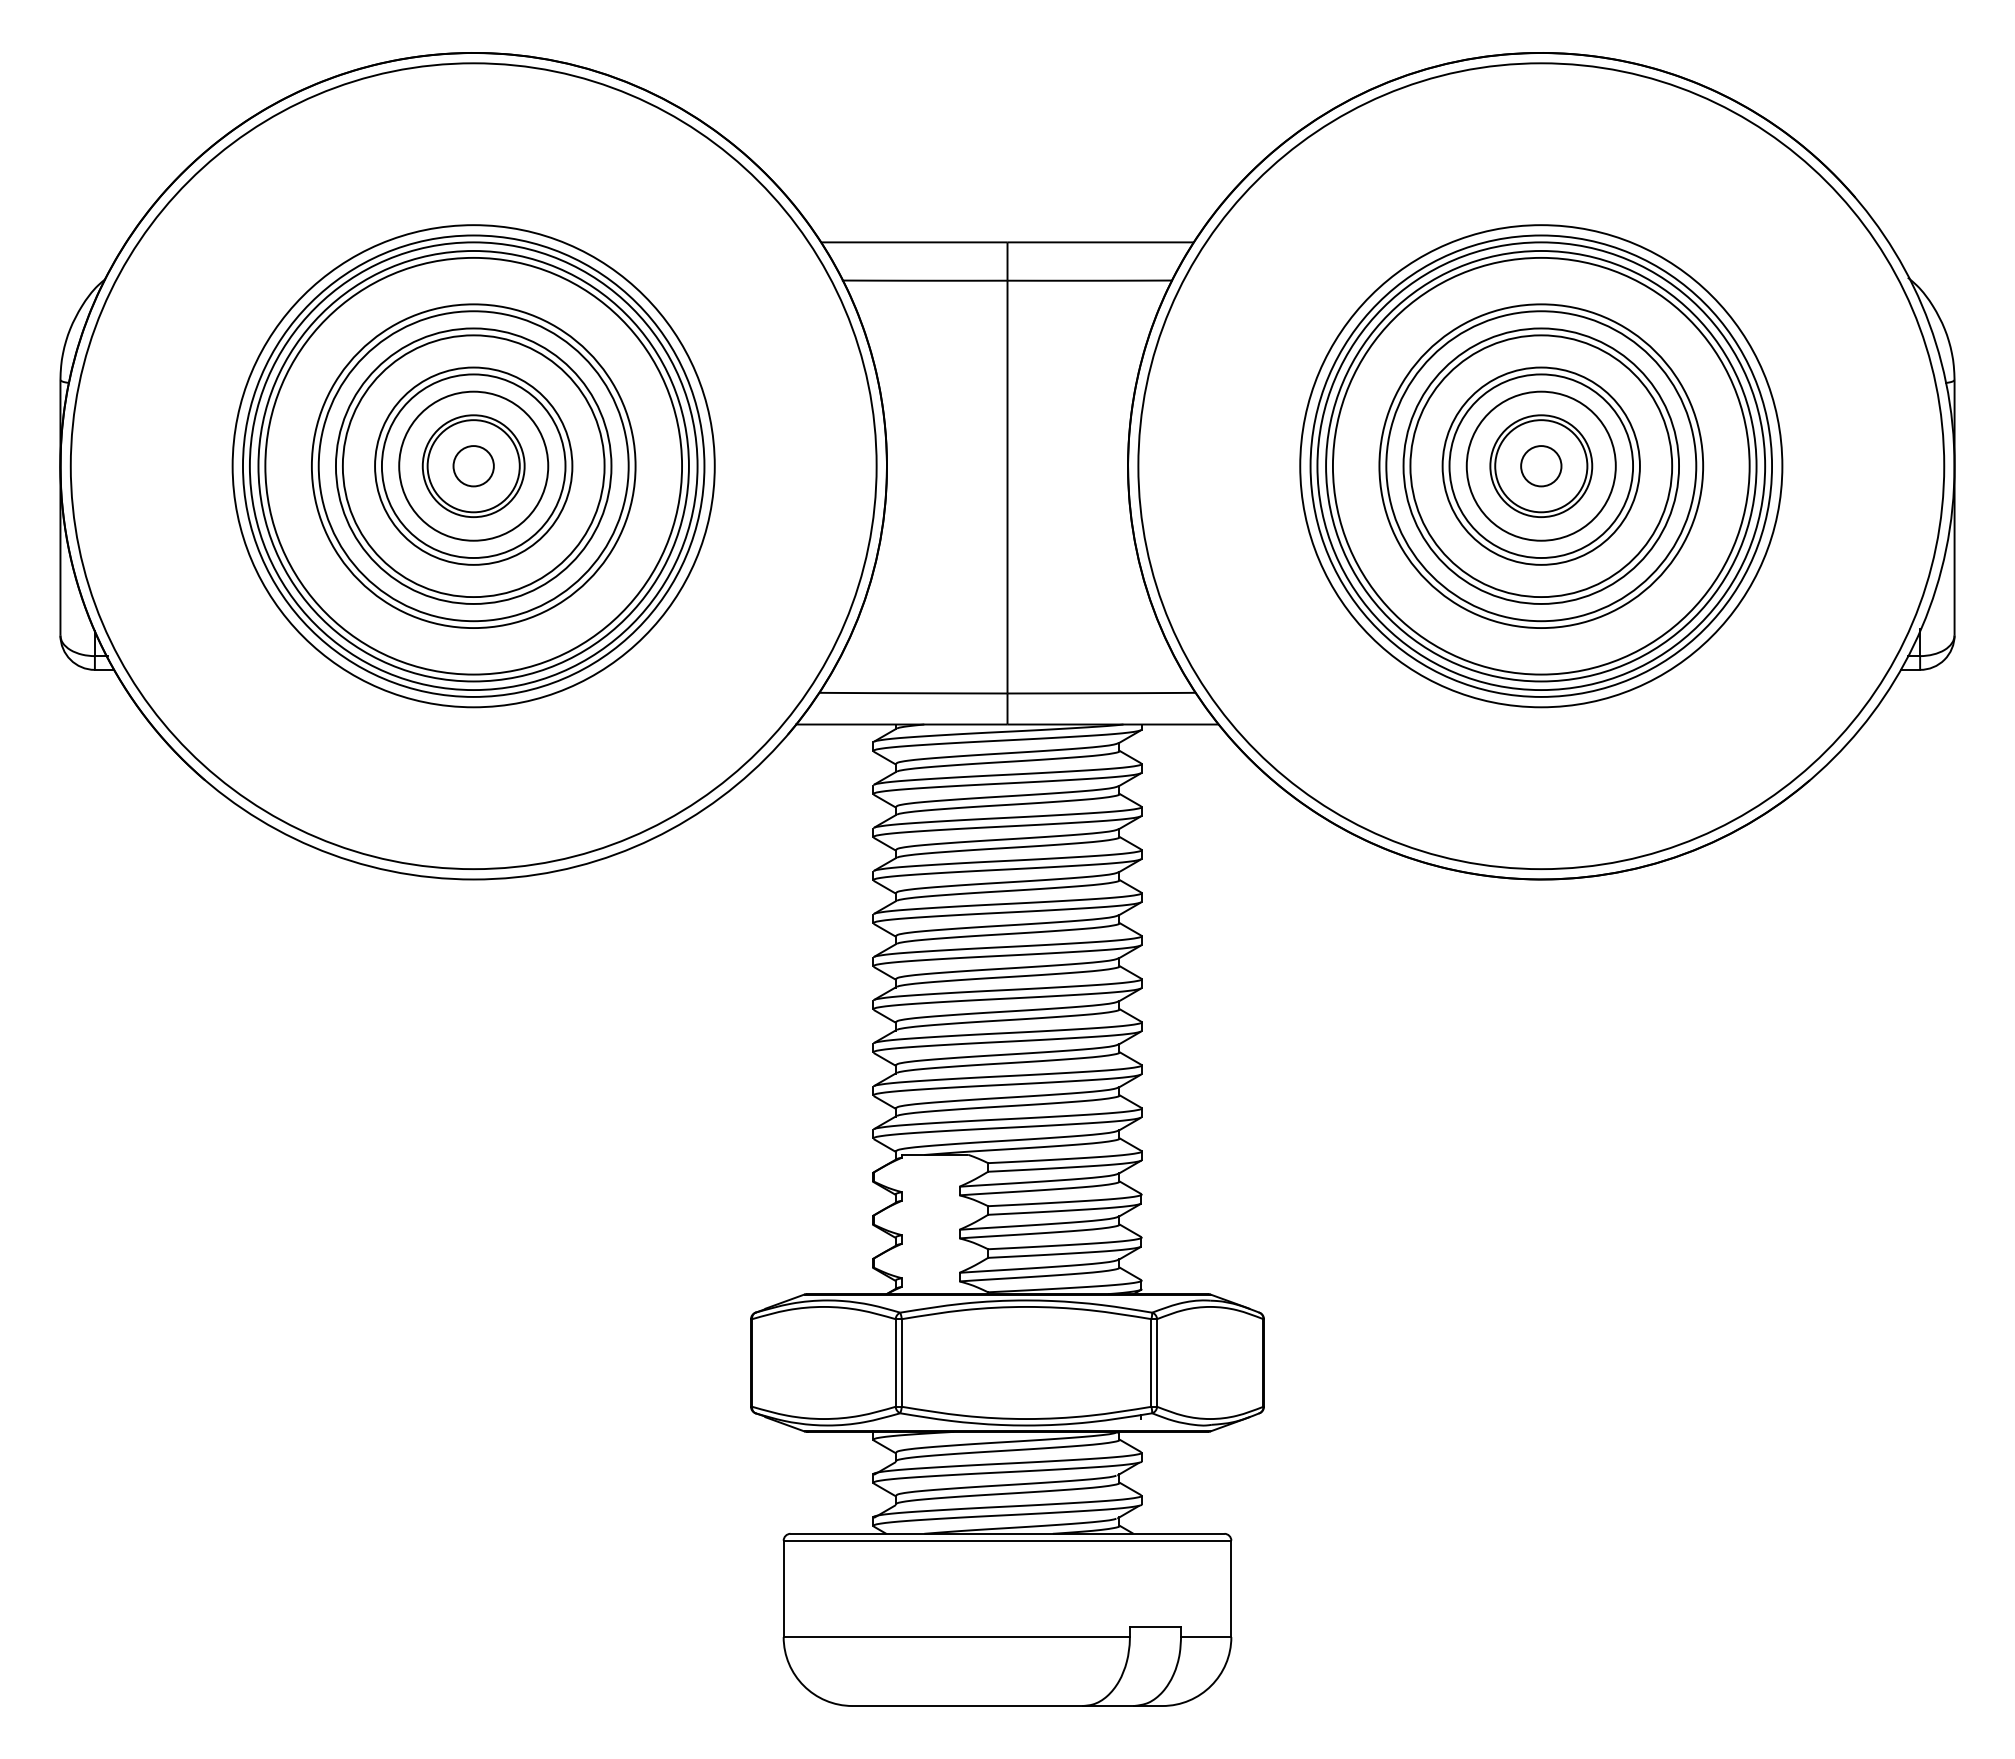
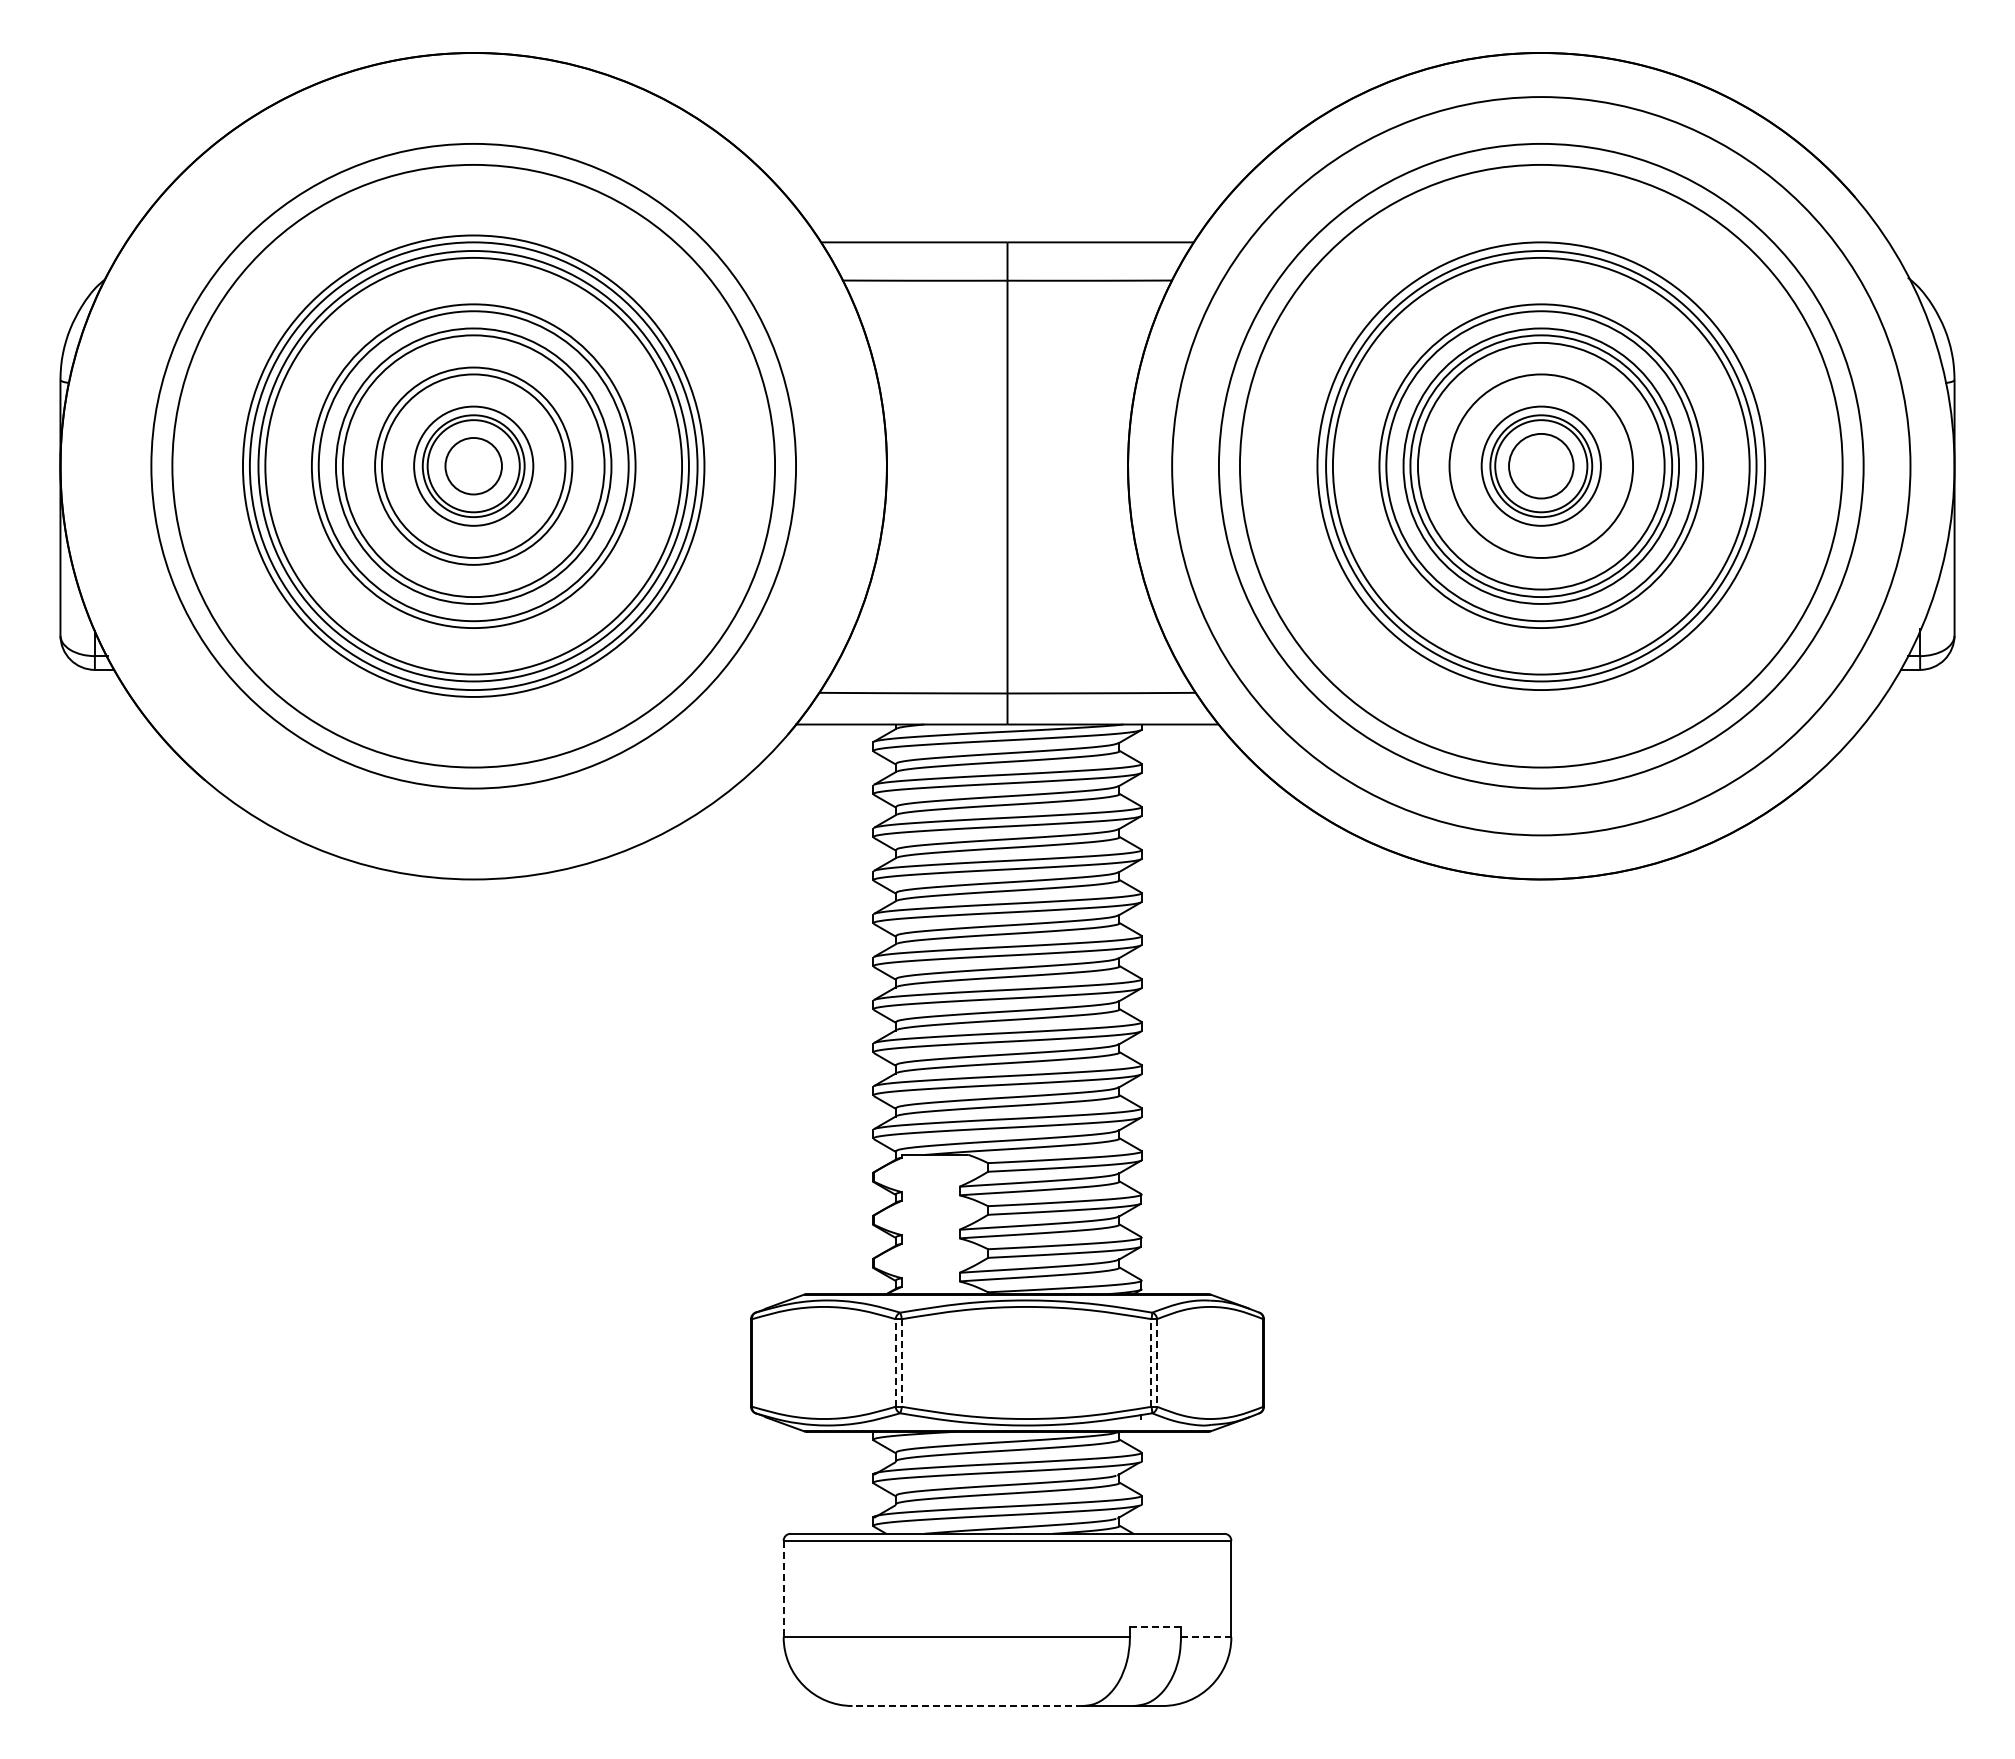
circle diameter: 149 px -> 119 px (473, 465)
circle diameter: 149 px -> 119 px (1540, 465)
circle diameter: 197 px -> 247 px (1540, 465)
circle diameter: 461 px -> 738 px (1541, 466)
circle diameter: 40 px -> 57 px (473, 465)
circle diameter: 482 px -> 603 px (473, 465)
circle diameter: 806 px -> 645 px (473, 465)
circle diameter: 40 px -> 65 px (1541, 465)
circle diameter: 482 px -> 603 px (1540, 465)
circle diameter: 806 px -> 645 px (1540, 465)
line: solid -> dashed (895, 1362)
line: solid -> dashed (901, 1362)
line: solid -> dashed (1151, 1362)
line: solid -> dashed (1157, 1362)
line: solid -> dashed (783, 1589)
line: solid -> dashed (1155, 1626)
line: solid -> dashed (1206, 1637)
line: solid -> dashed (967, 1706)
